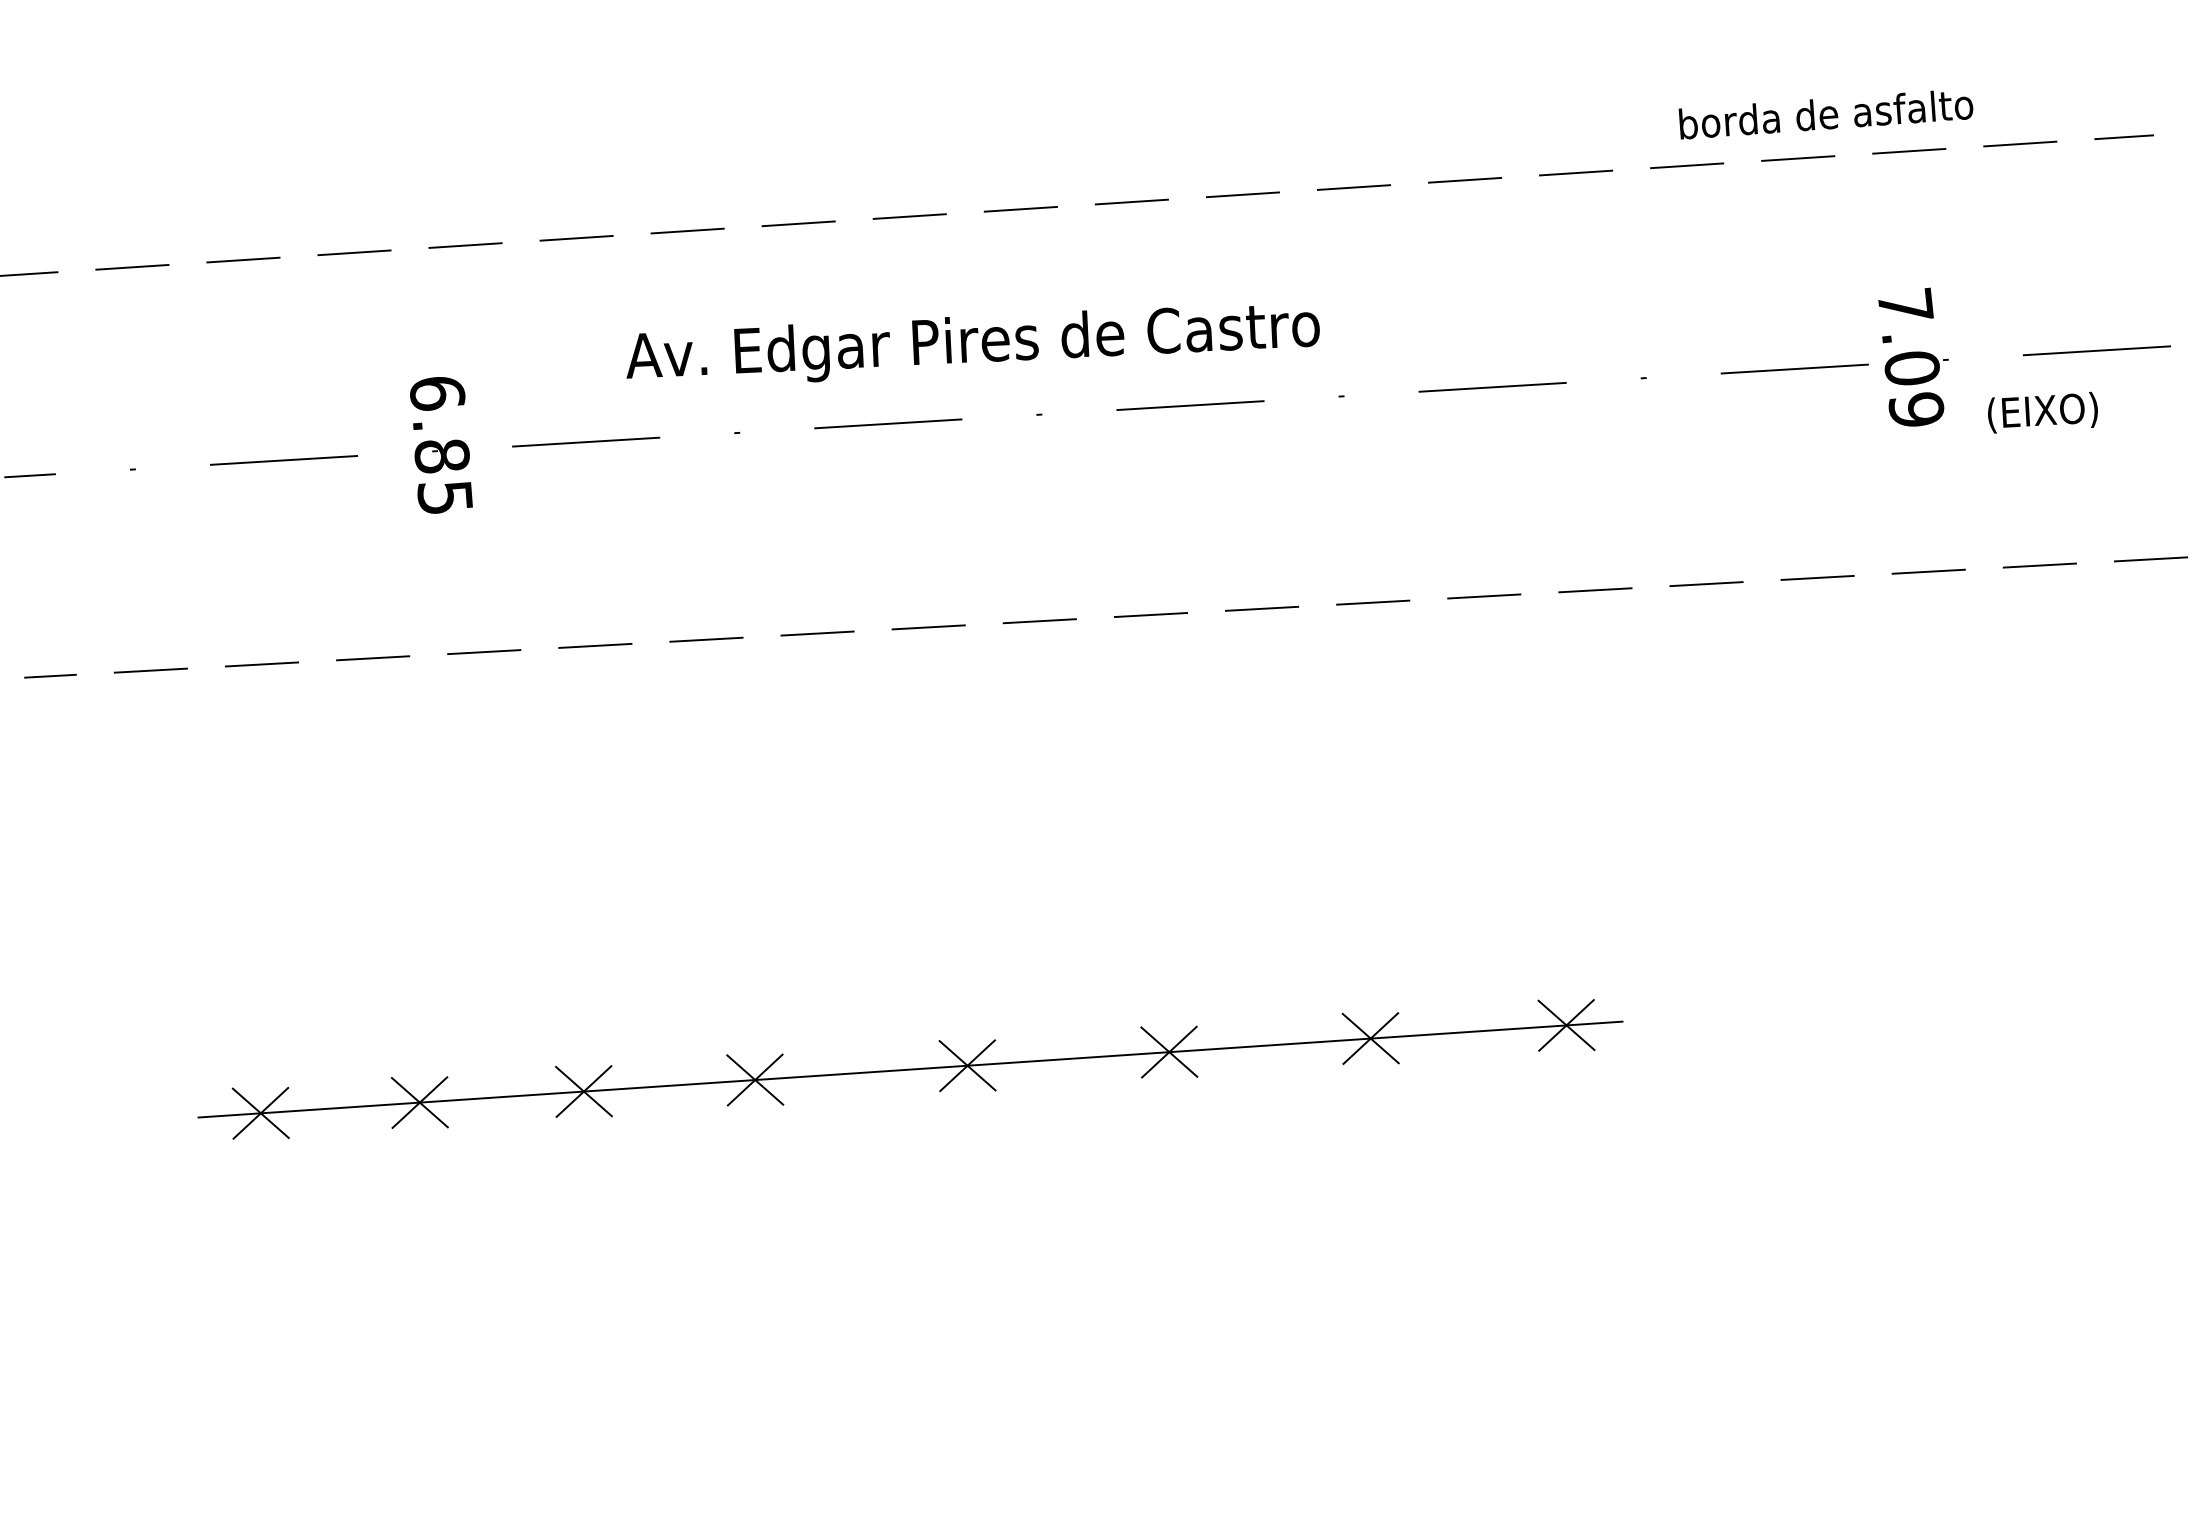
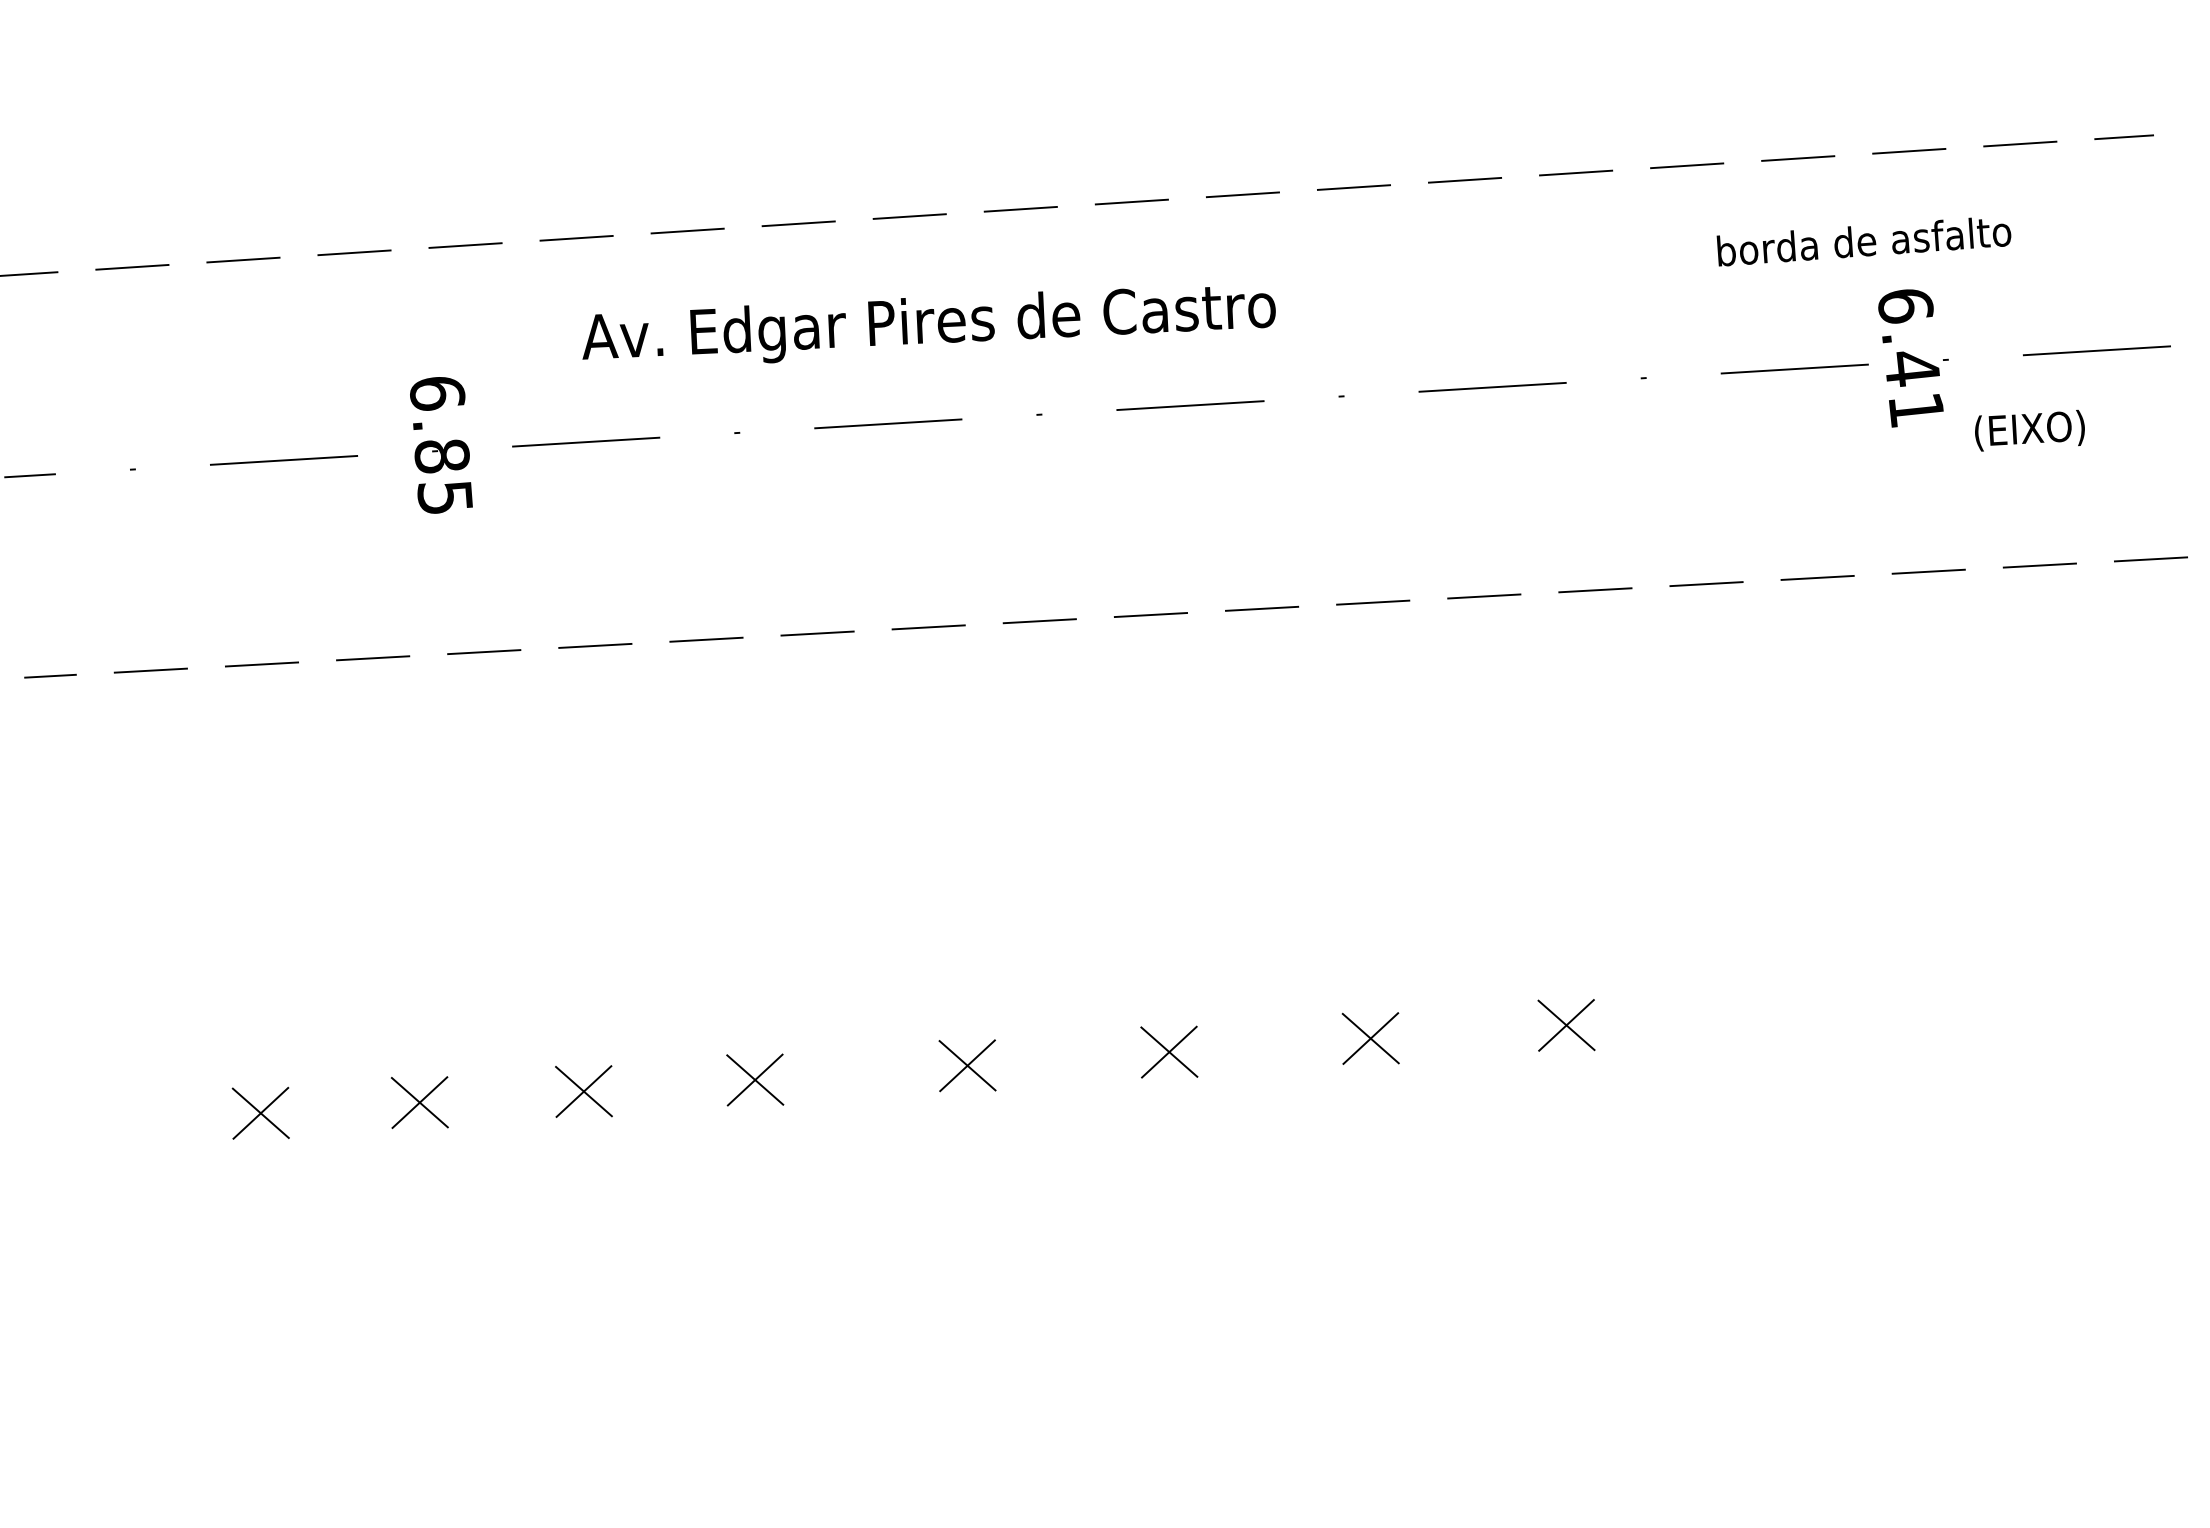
text position: (1825, 114) -> (1863, 241) (1863, 241)
text position: (972, 344) -> (928, 325) (928, 325)
text: 7.09 -> 6.41 (1911, 357)
text position: (2042, 412) -> (2029, 430) (2029, 430)
line: present -> none (910, 1069)
